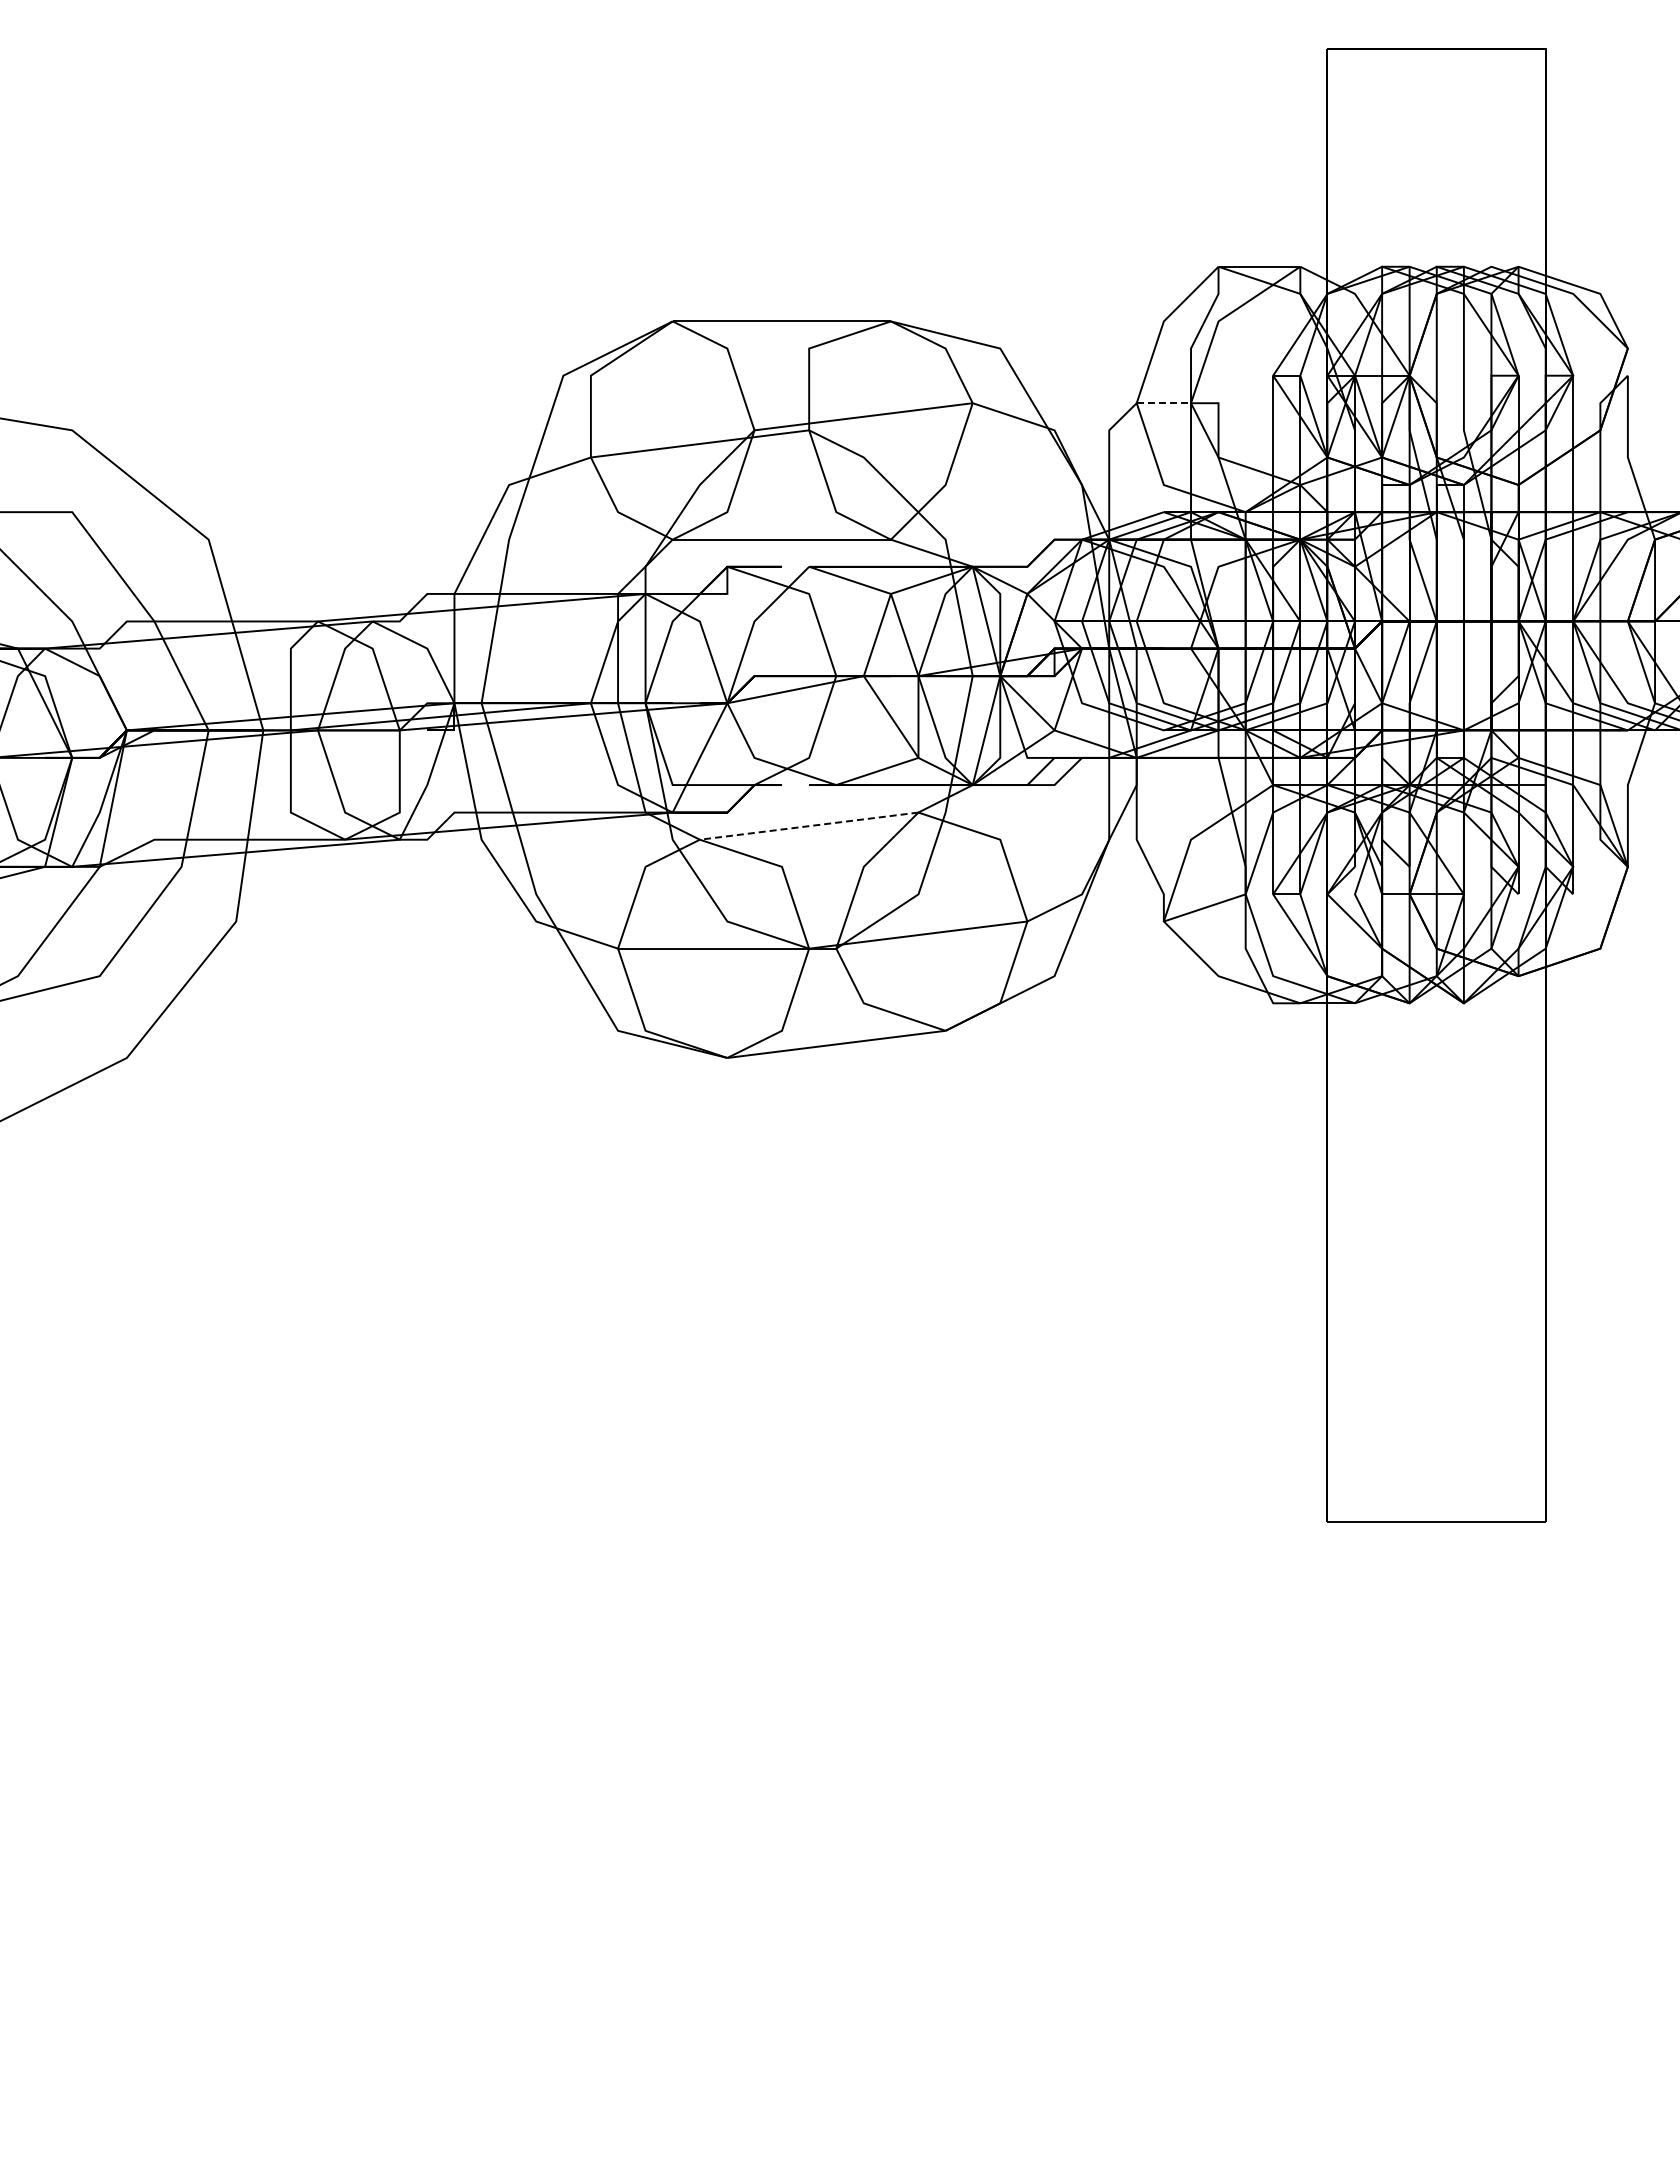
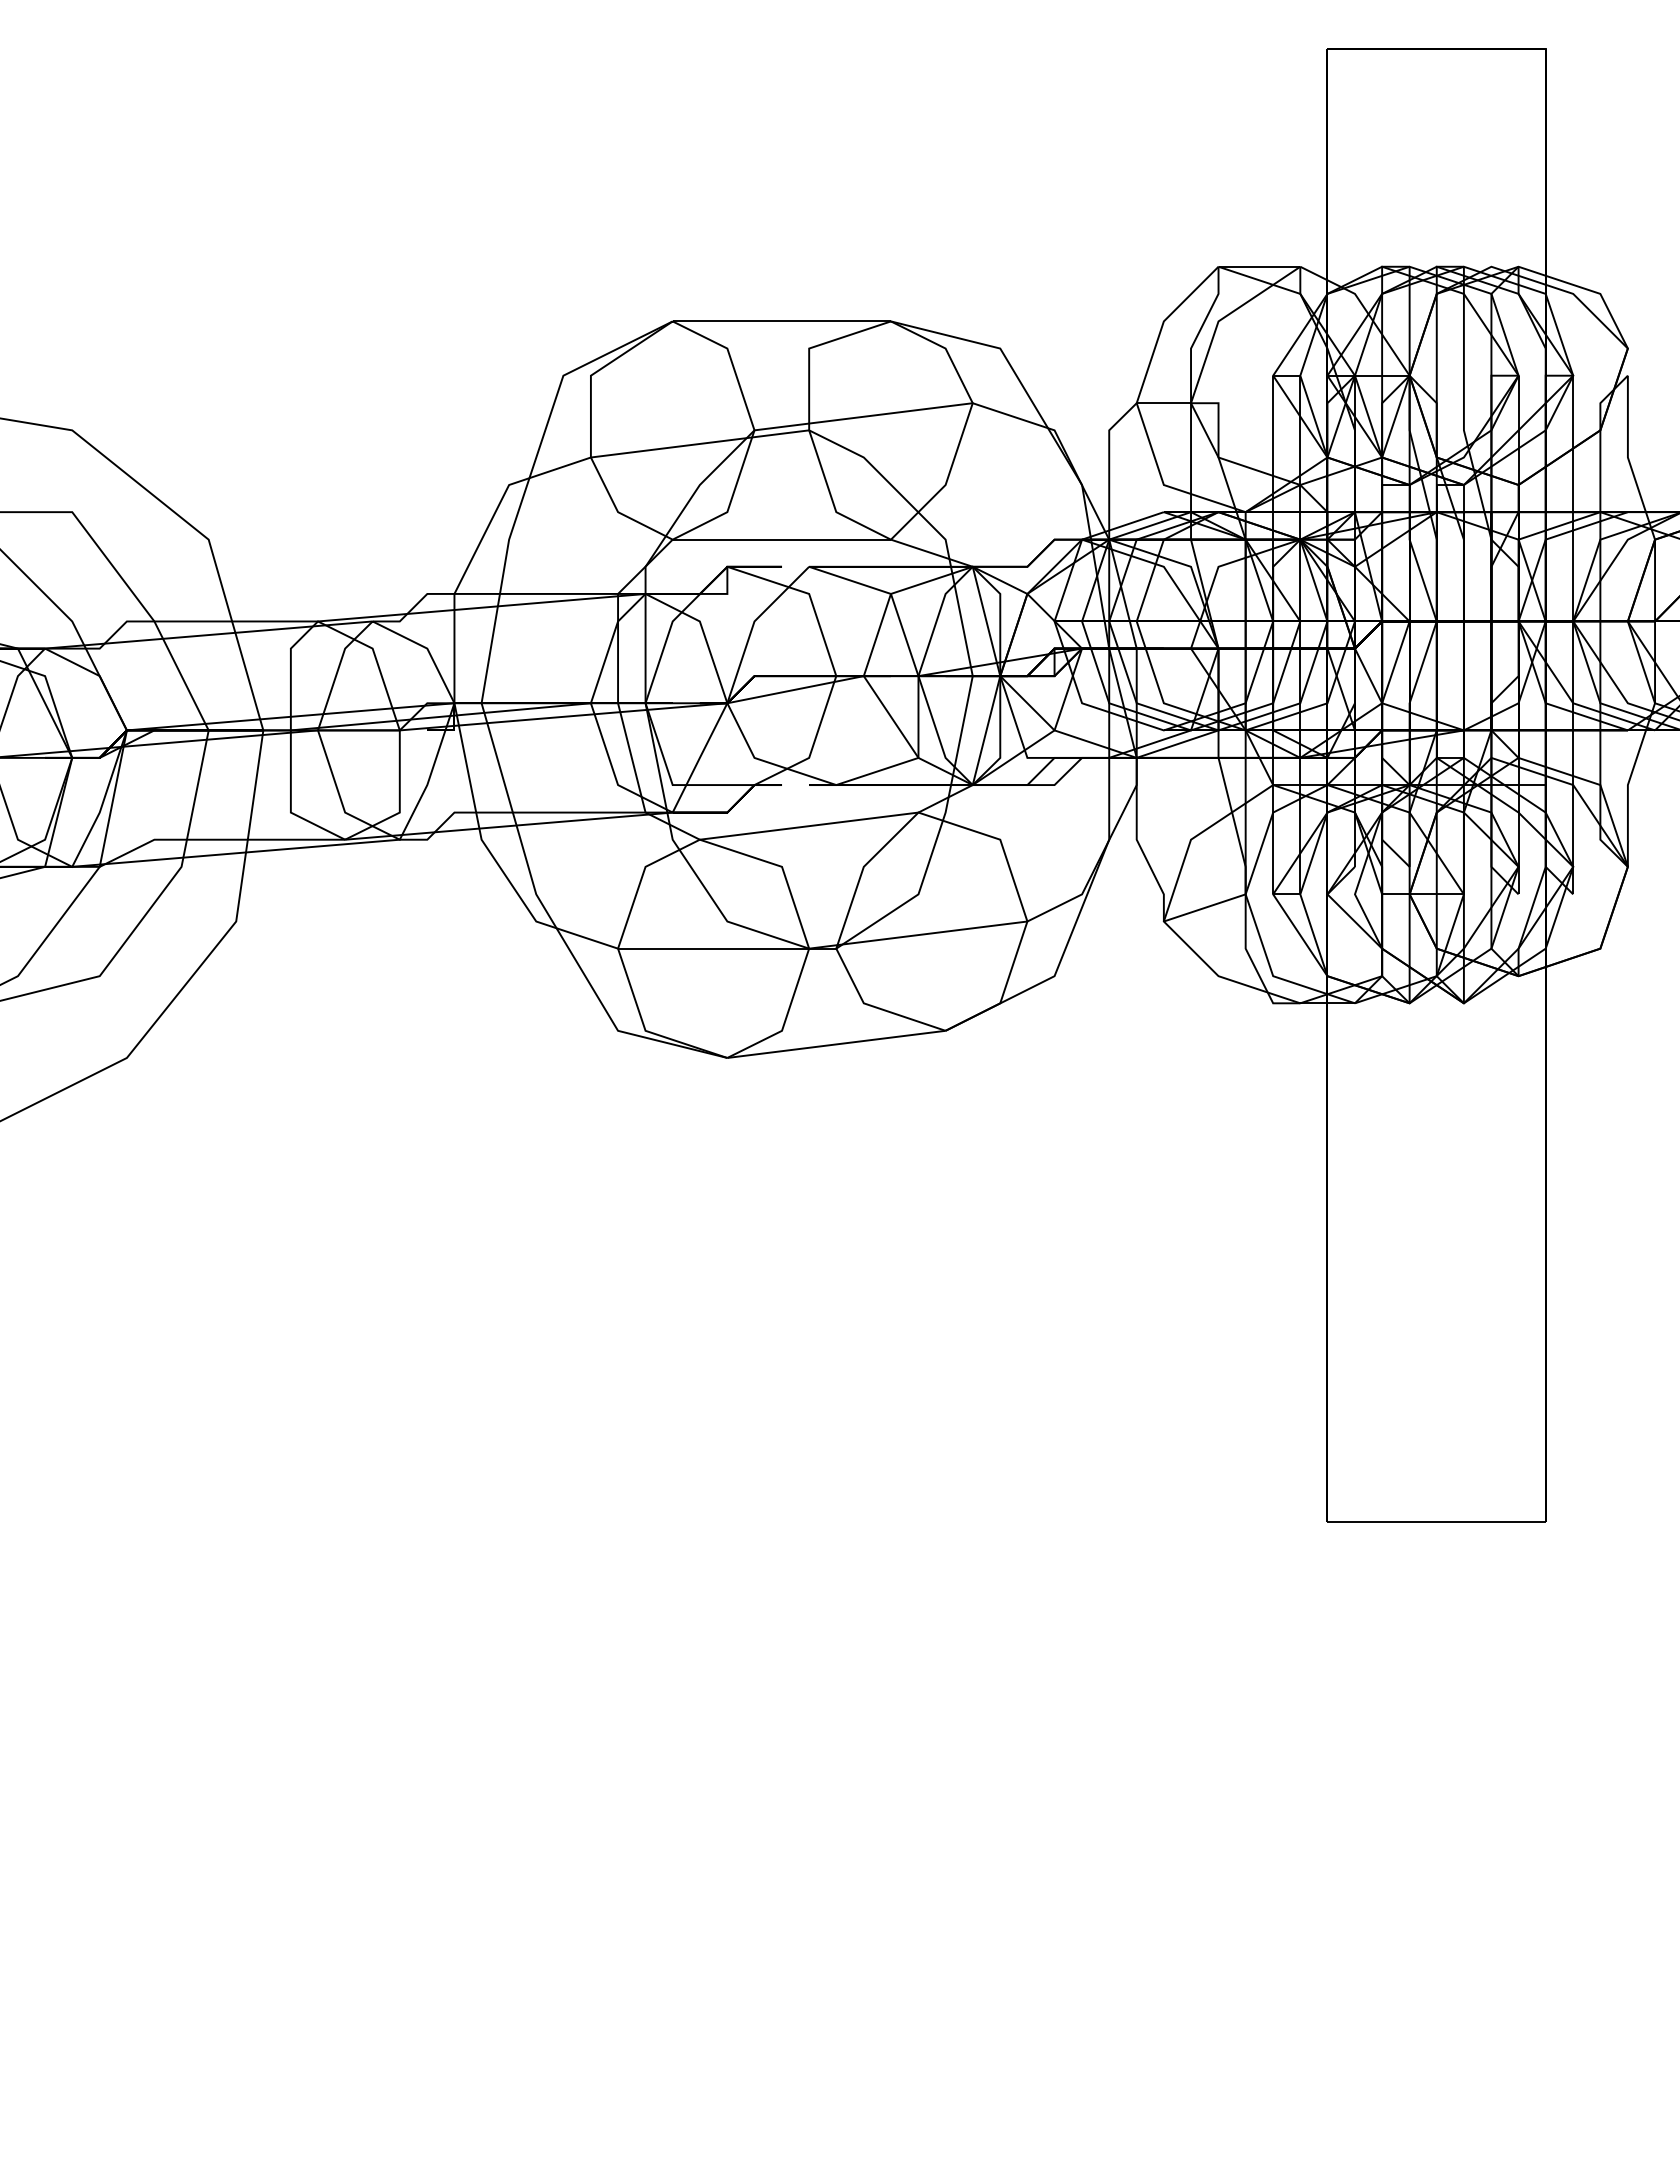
line: dashed -> solid (1164, 403)
line: dashed -> solid (808, 826)
